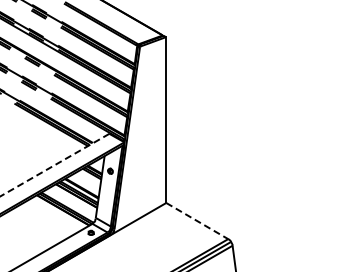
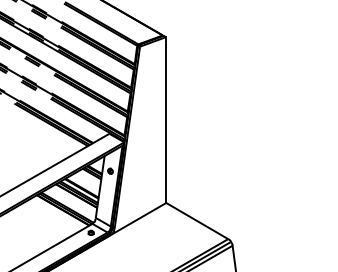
line: dashed -> solid (54, 165)
line: dashed -> solid (197, 221)
